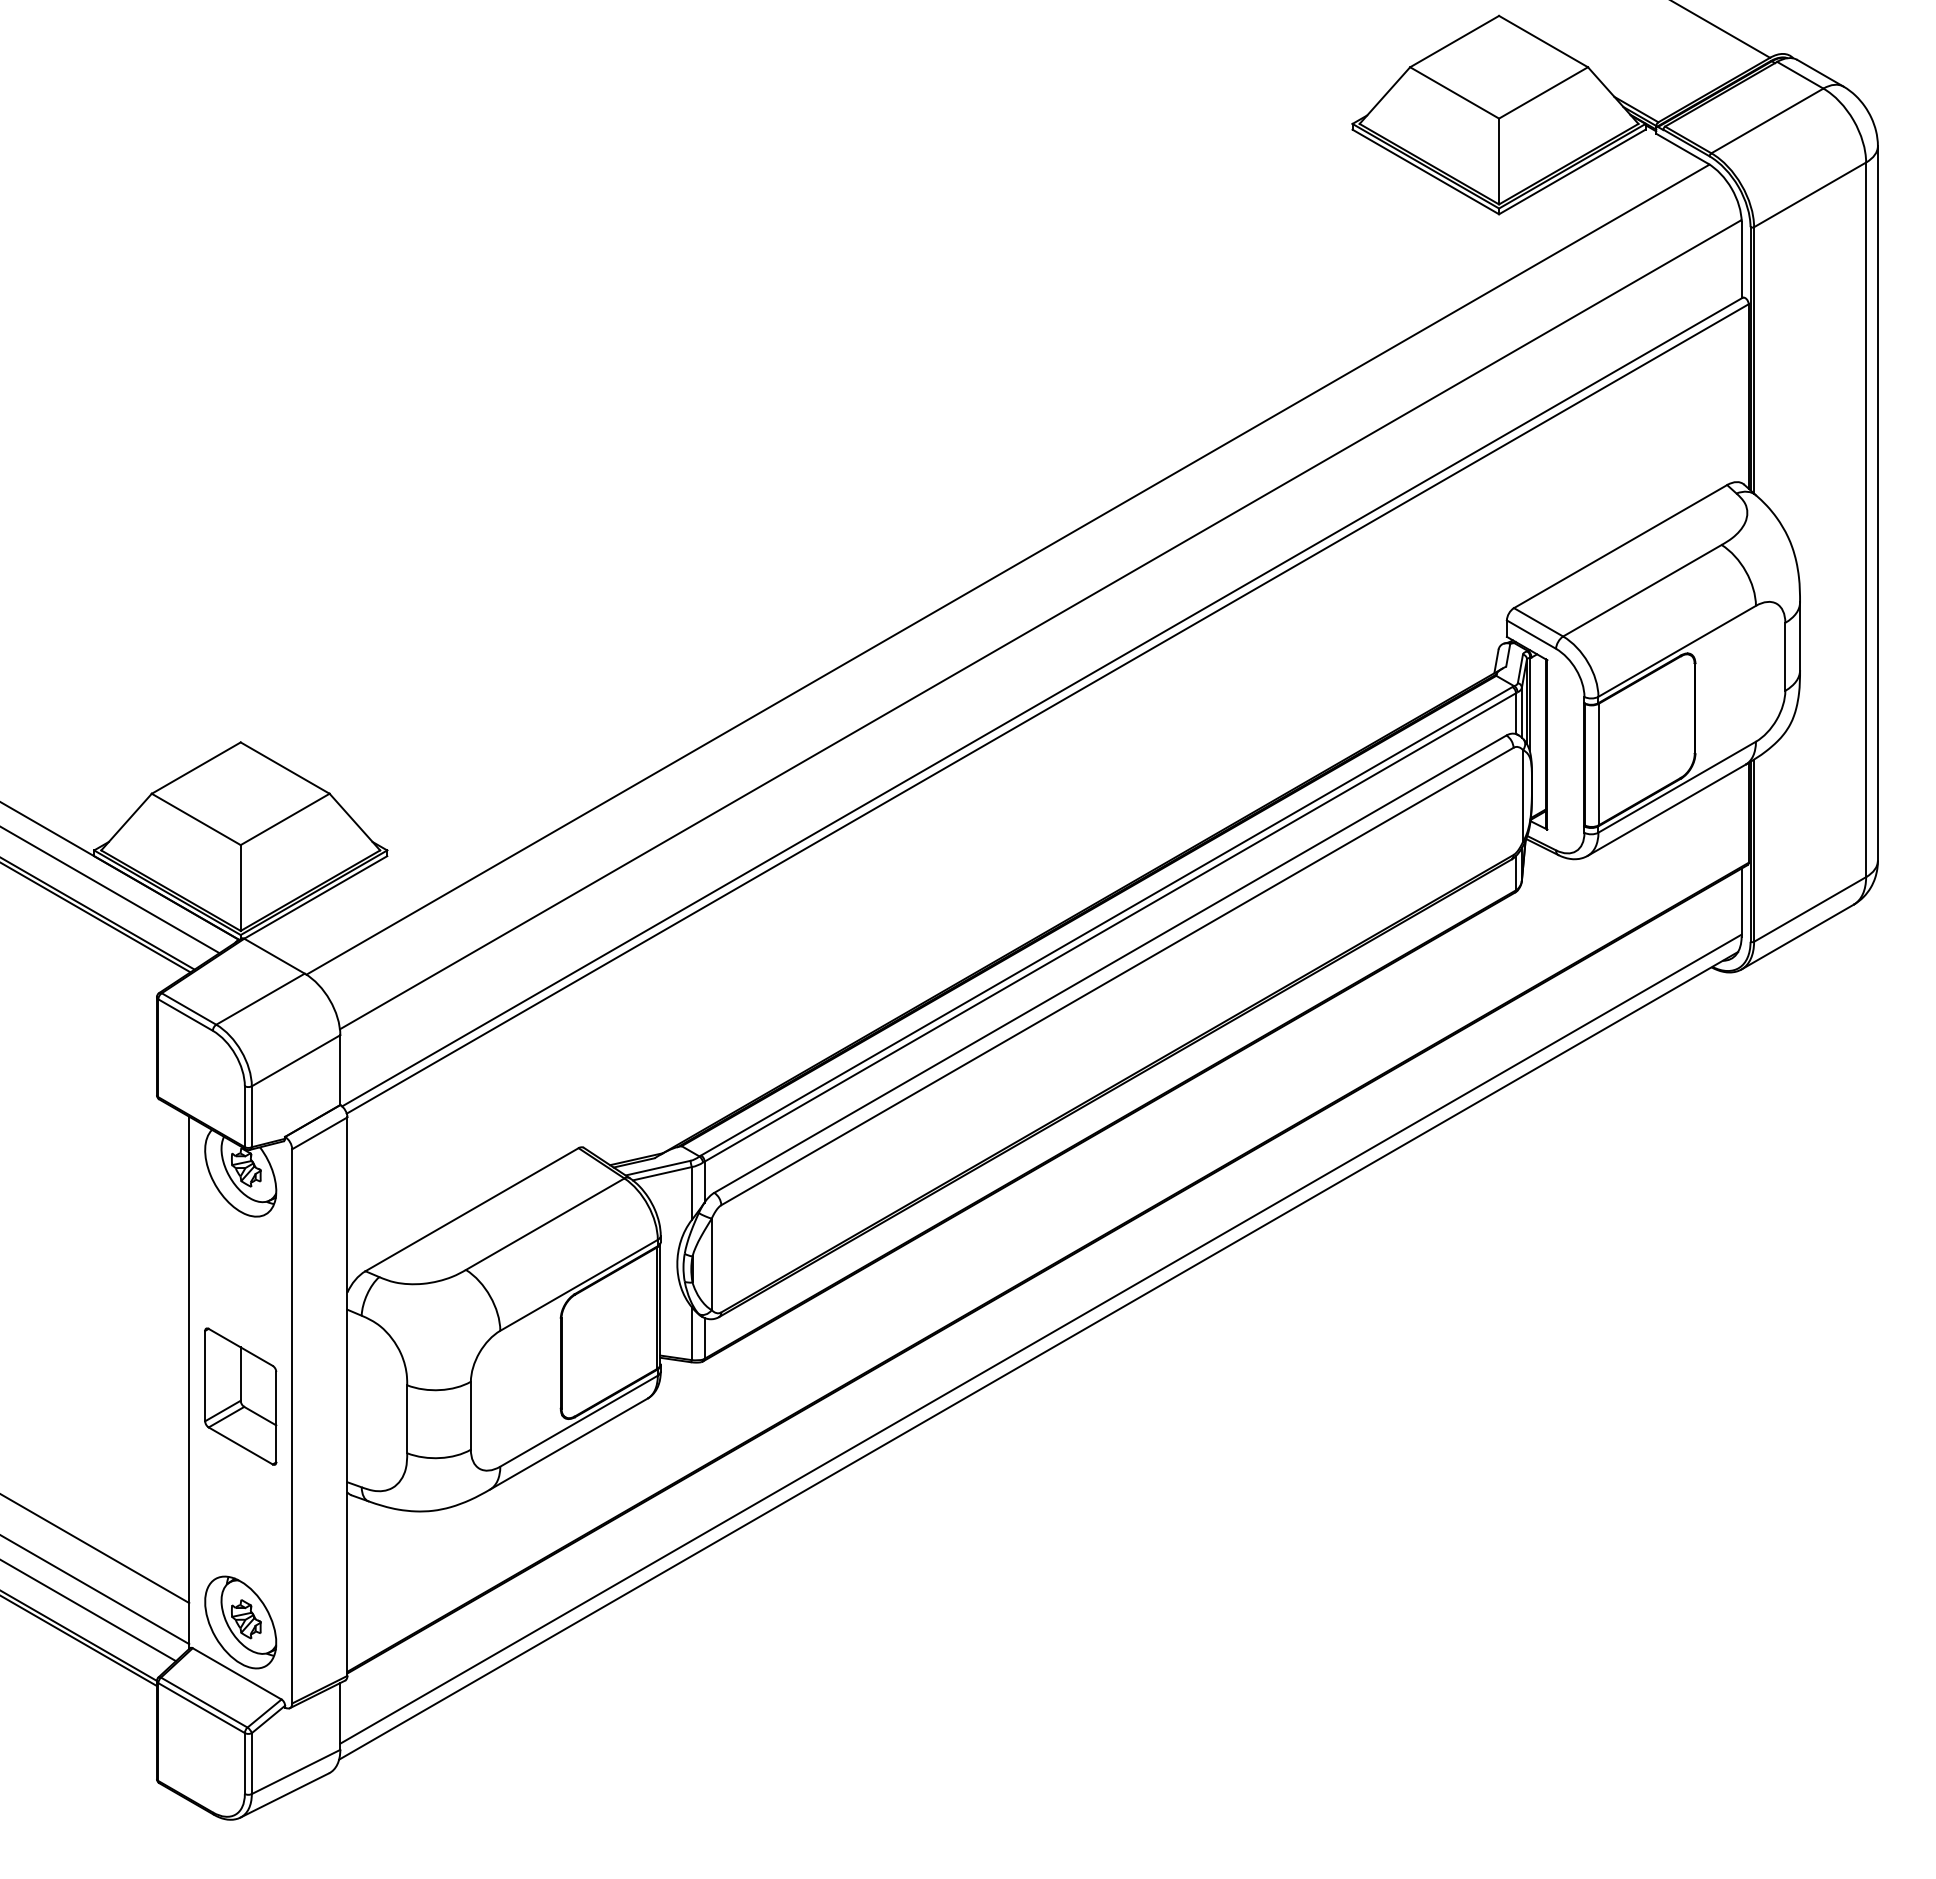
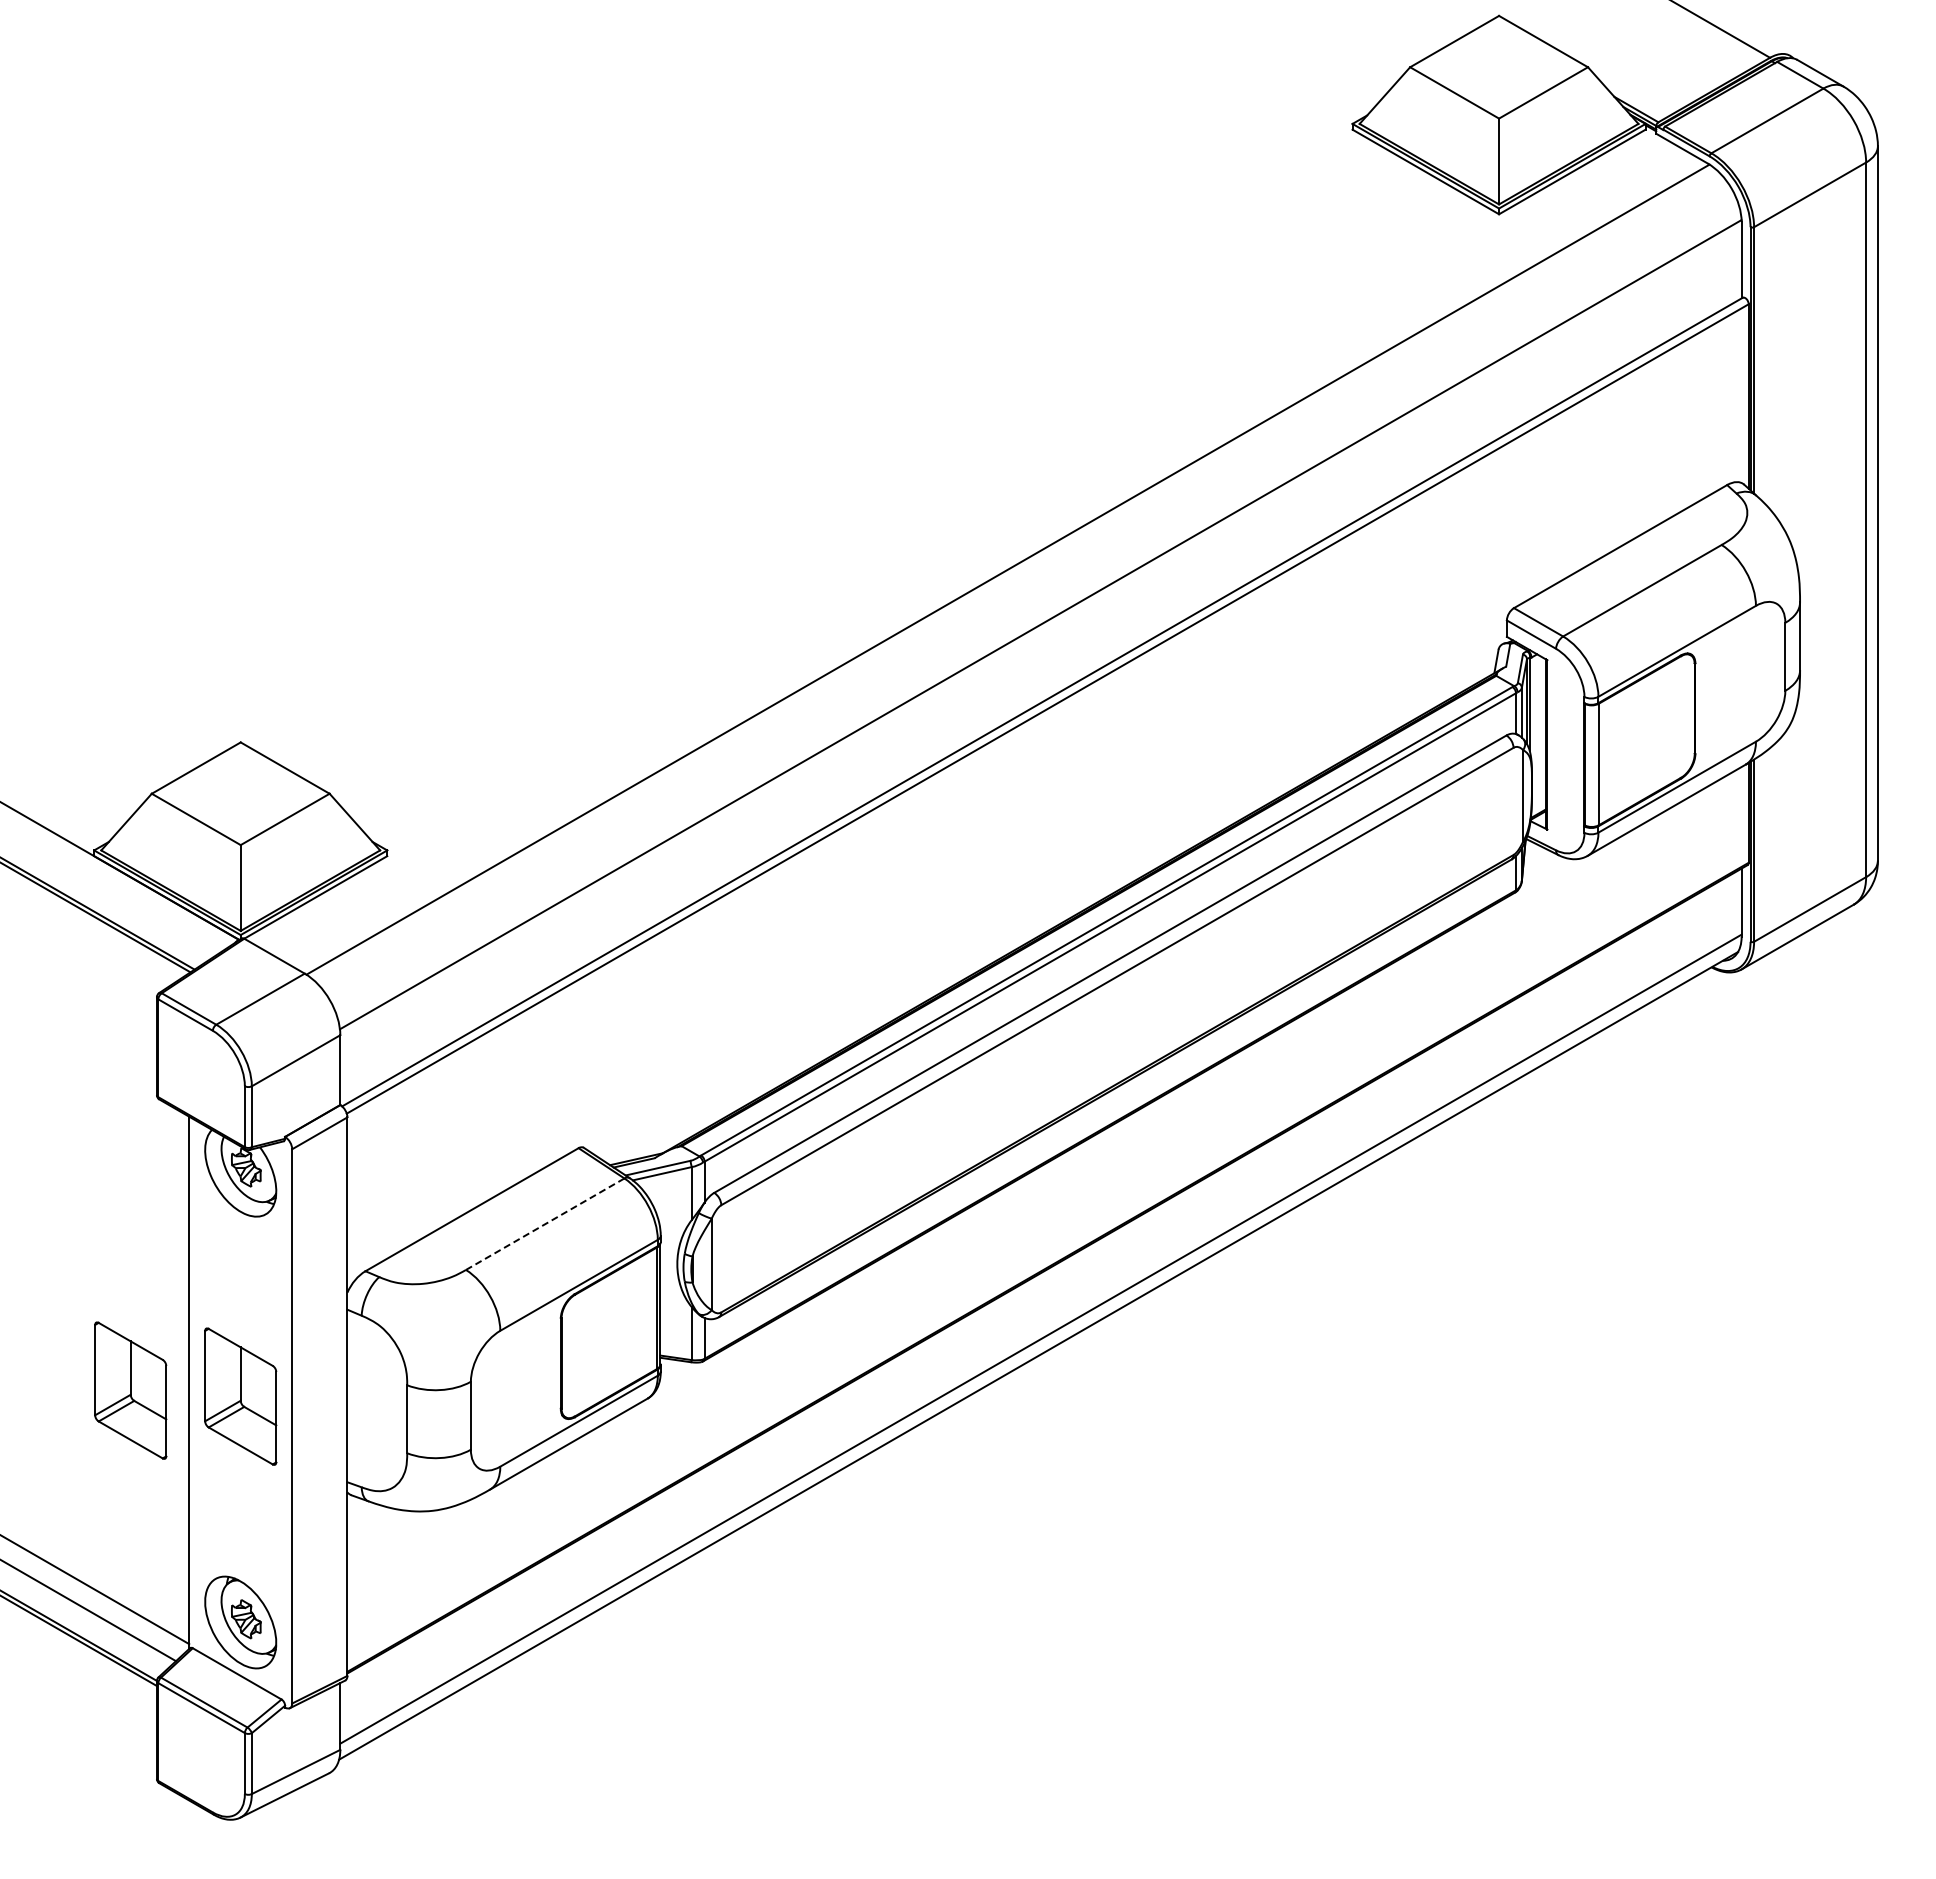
line: present -> none (110, 890)
line: solid -> dashed (544, 1224)
part: none -> present (130, 1390)
line: present -> none (95, 1549)
